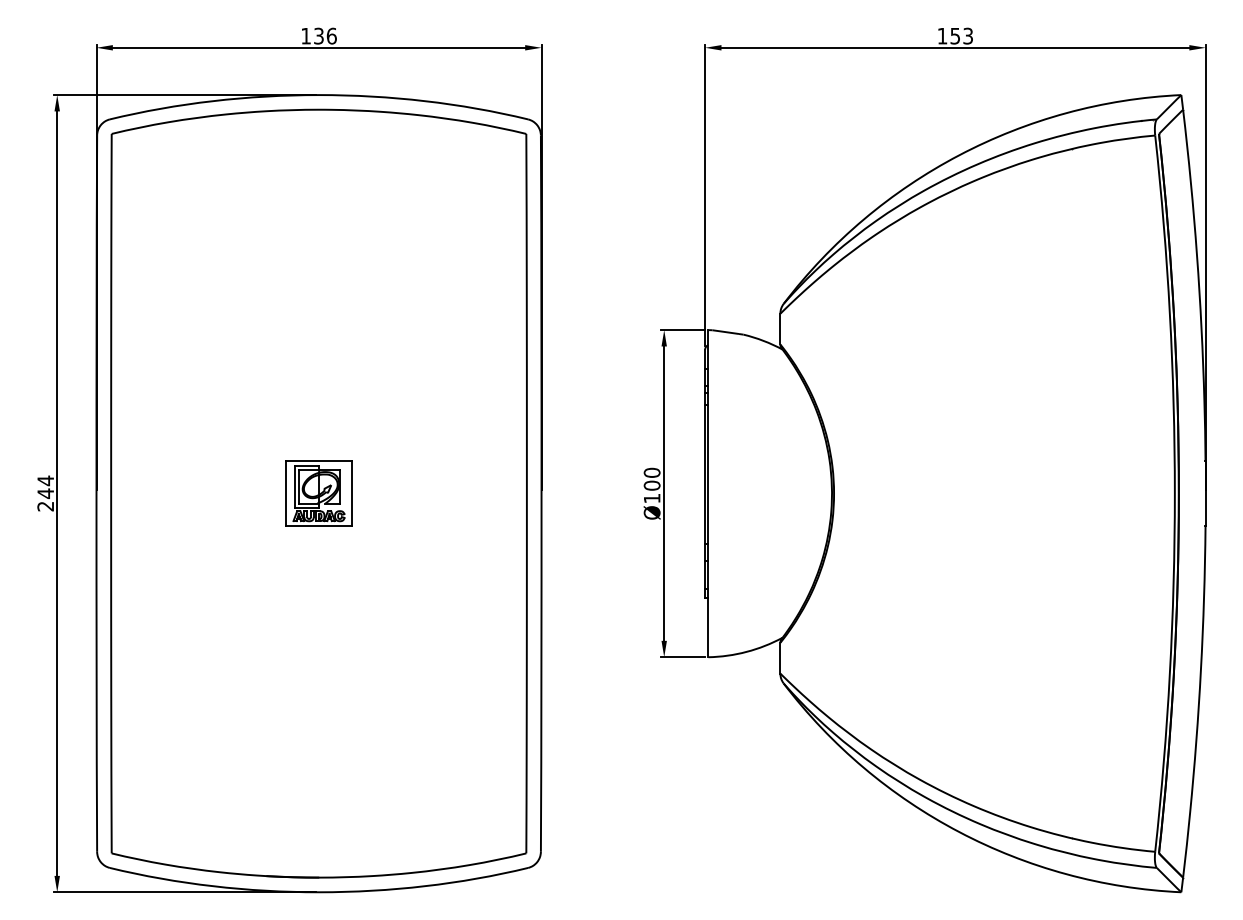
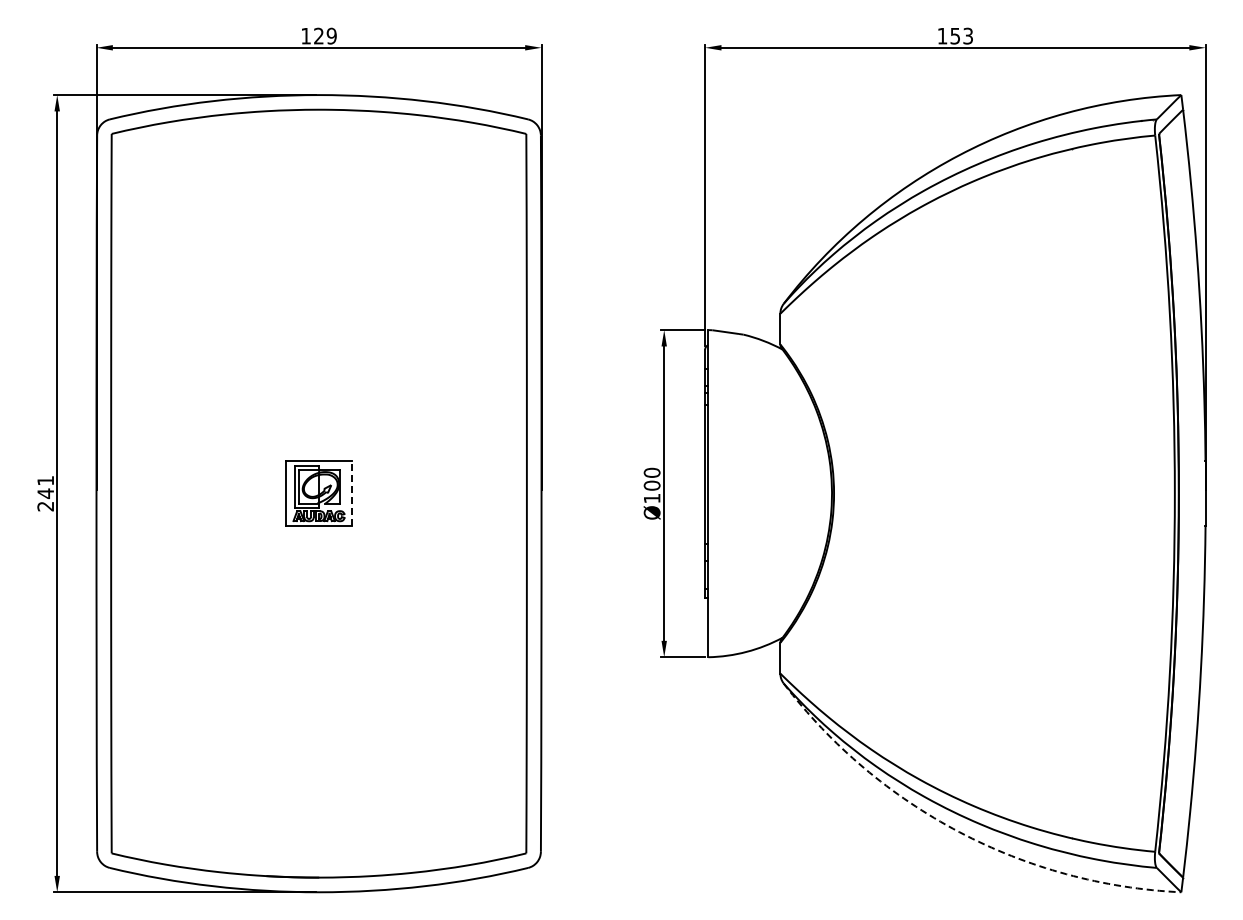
text: 136 -> 129 (325, 35)
text: 244 -> 241 (45, 480)
line: solid -> dashed (351, 493)
arc: solid -> dashed (959, 832)
